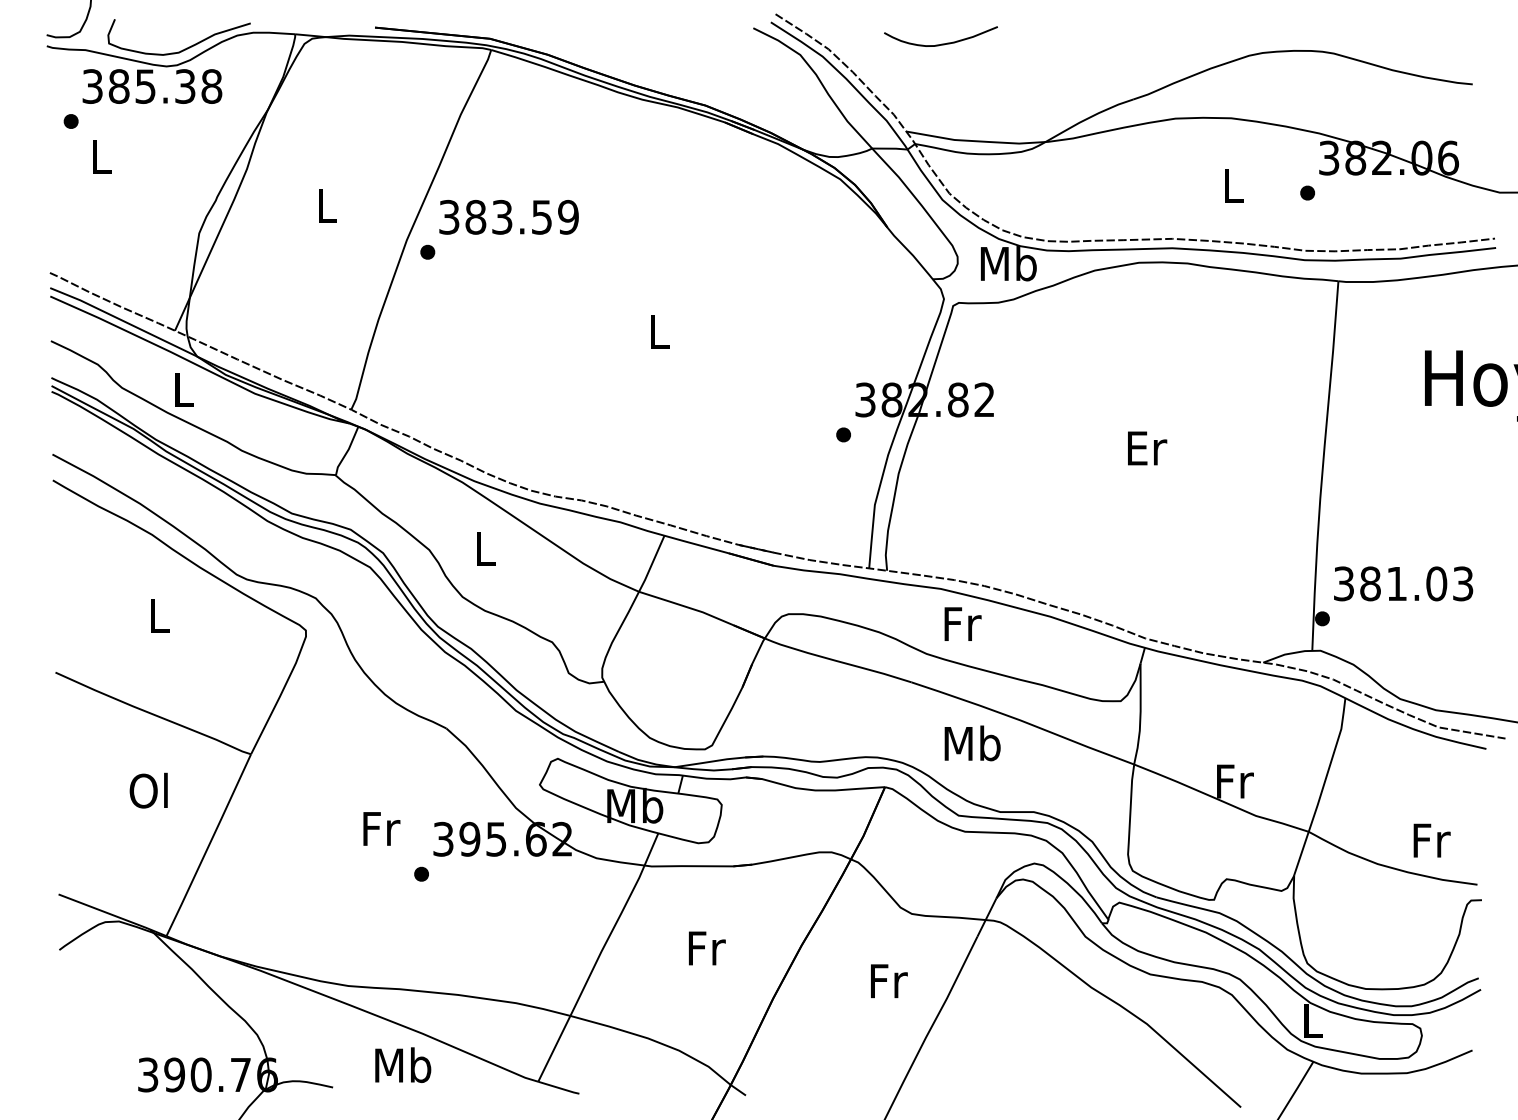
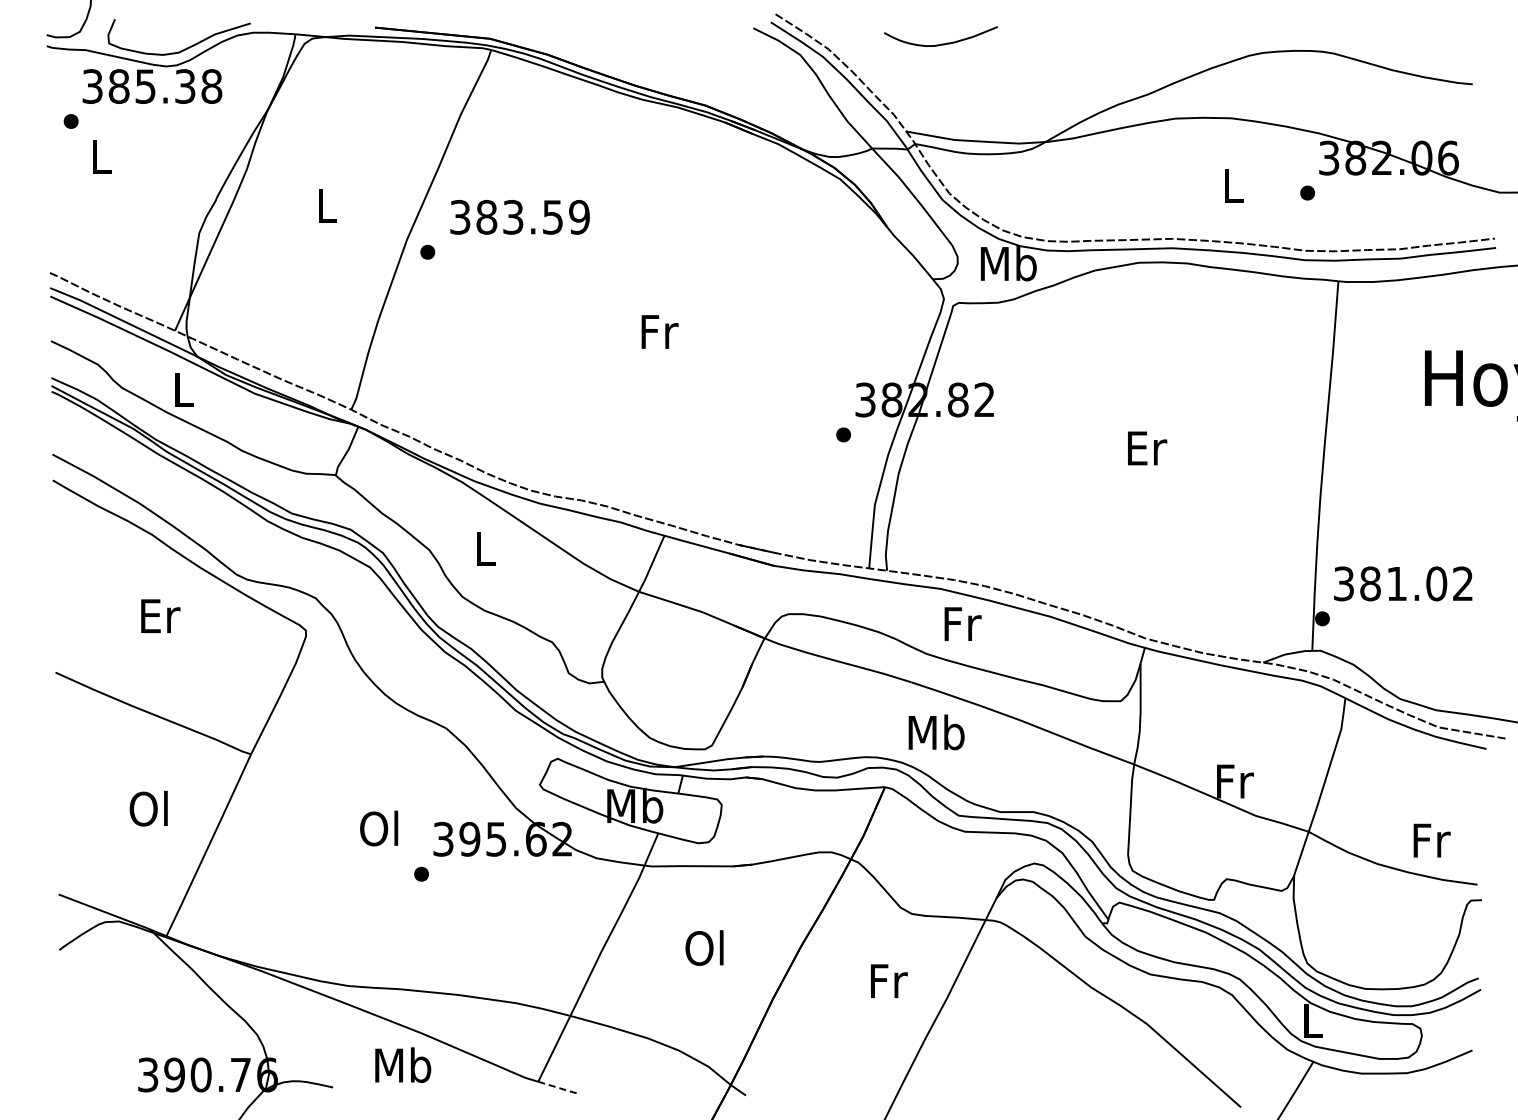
text position: (508, 217) -> (519, 217) (519, 217)
text: L -> Fr (659, 331)
text: 381.03 -> 381.02 (1463, 583)
text: L -> Er (160, 616)
text position: (972, 743) -> (936, 732) (936, 732)
text position: (148, 790) -> (148, 808) (148, 808)
text: Fr -> Ol (380, 828)
text: Fr -> Ol (705, 947)
line: solid -> dashed (559, 1088)
